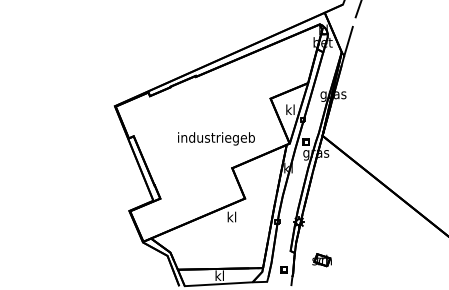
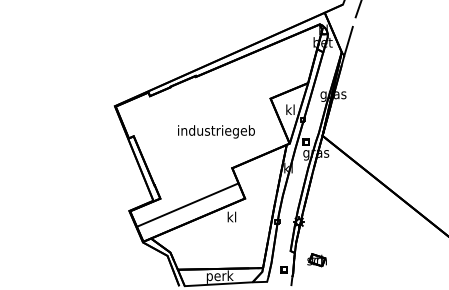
text position: (216, 138) -> (216, 131) (216, 131)
line: none -> present (187, 204)
part position: (321, 260) -> (316, 260) (316, 260)
text: kl -> perk (219, 276)
